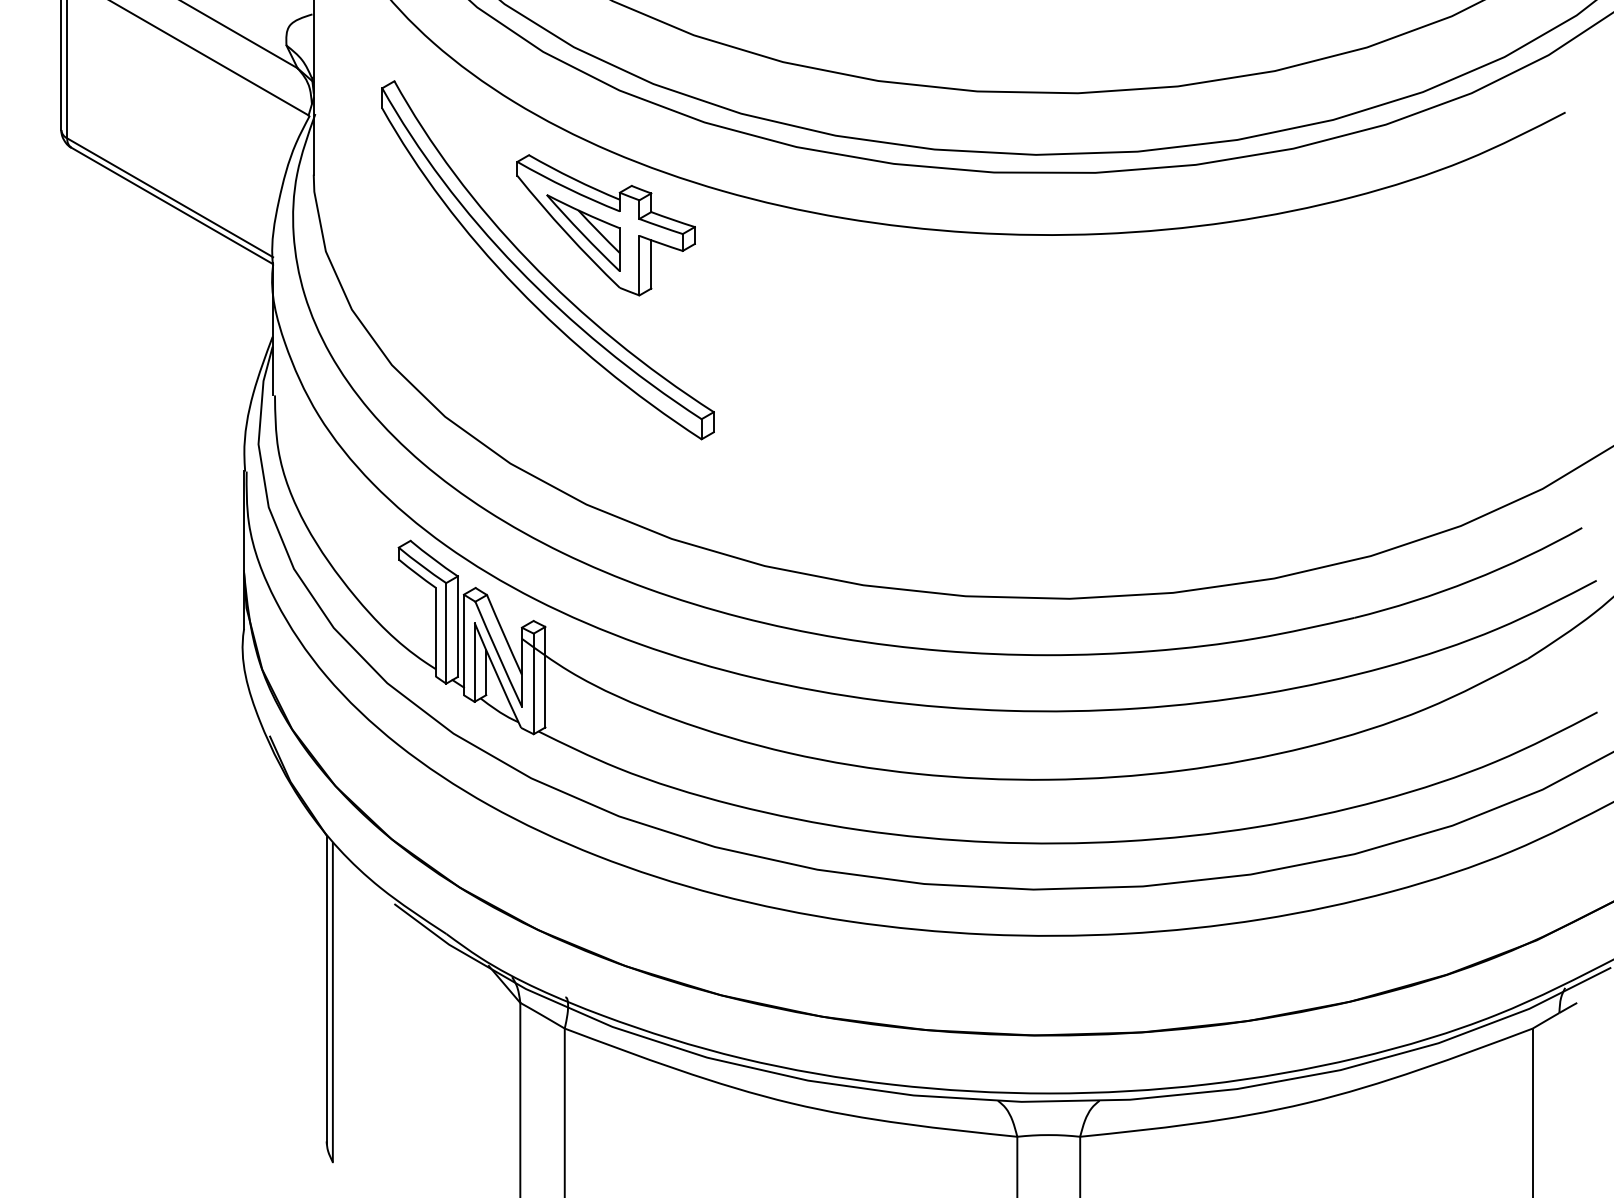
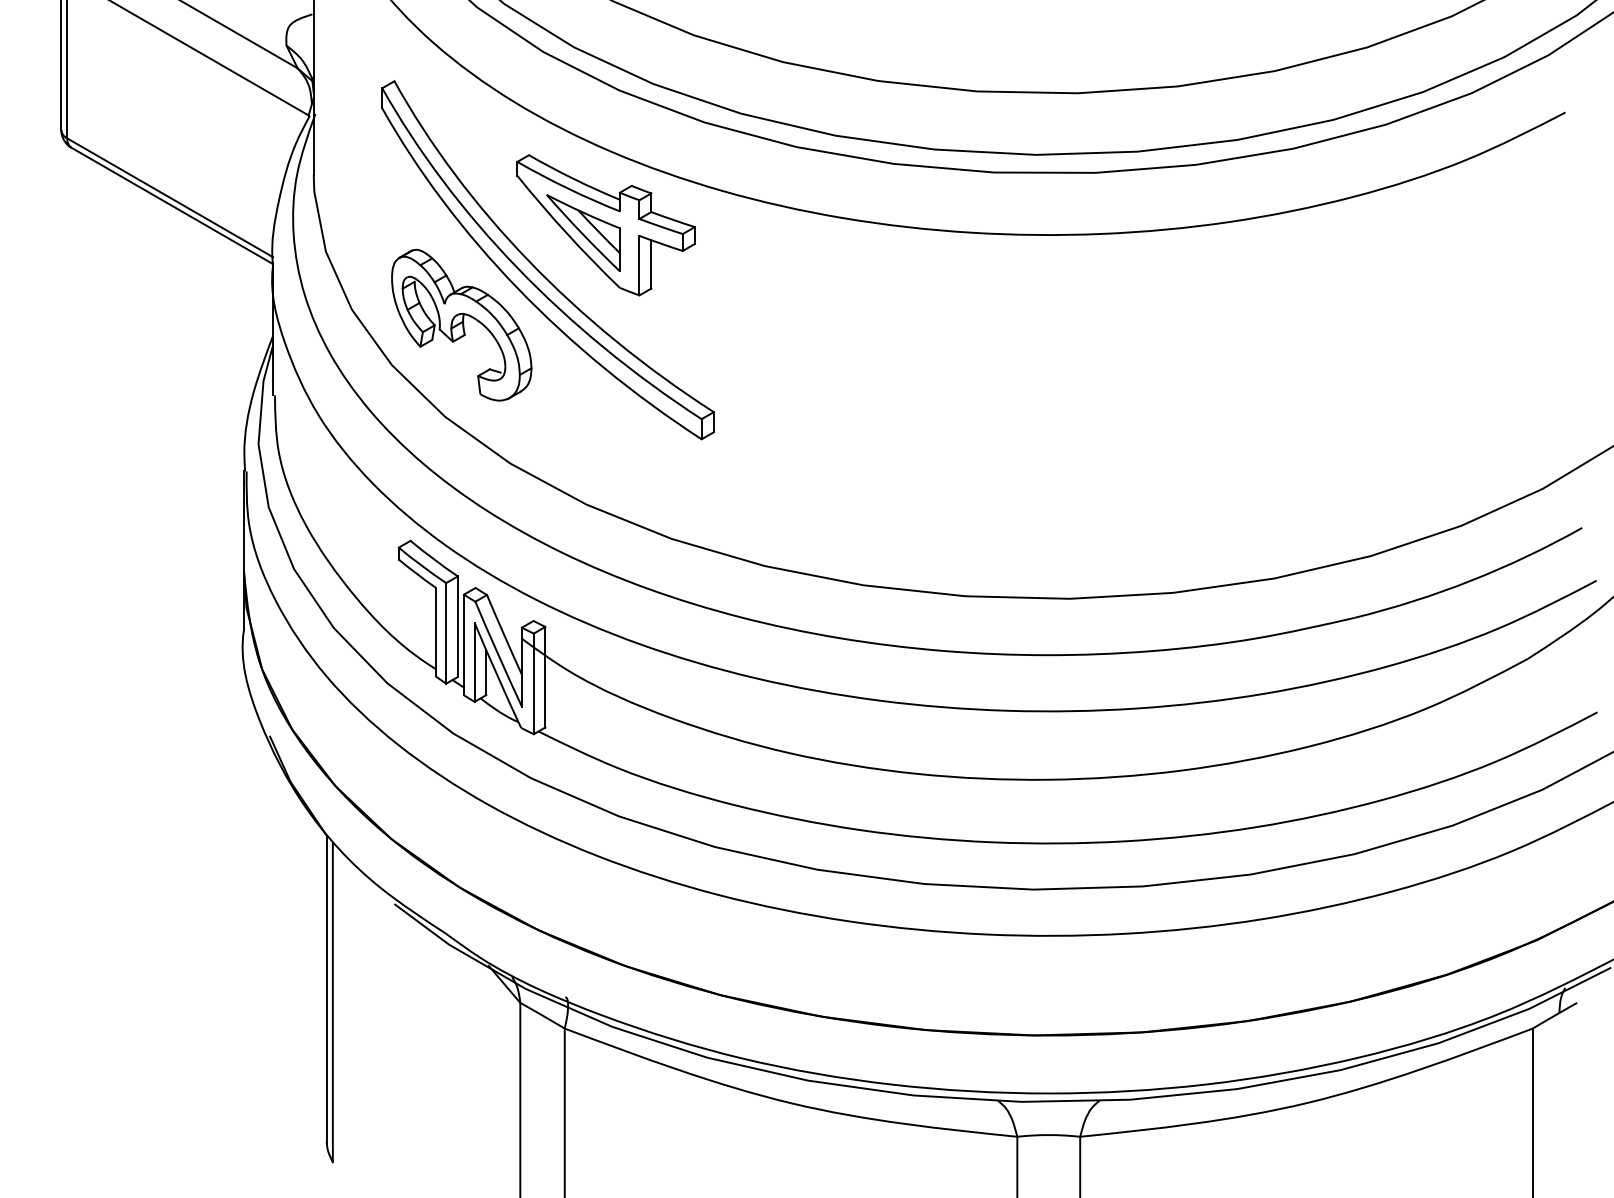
part: none -> present (461, 324)
